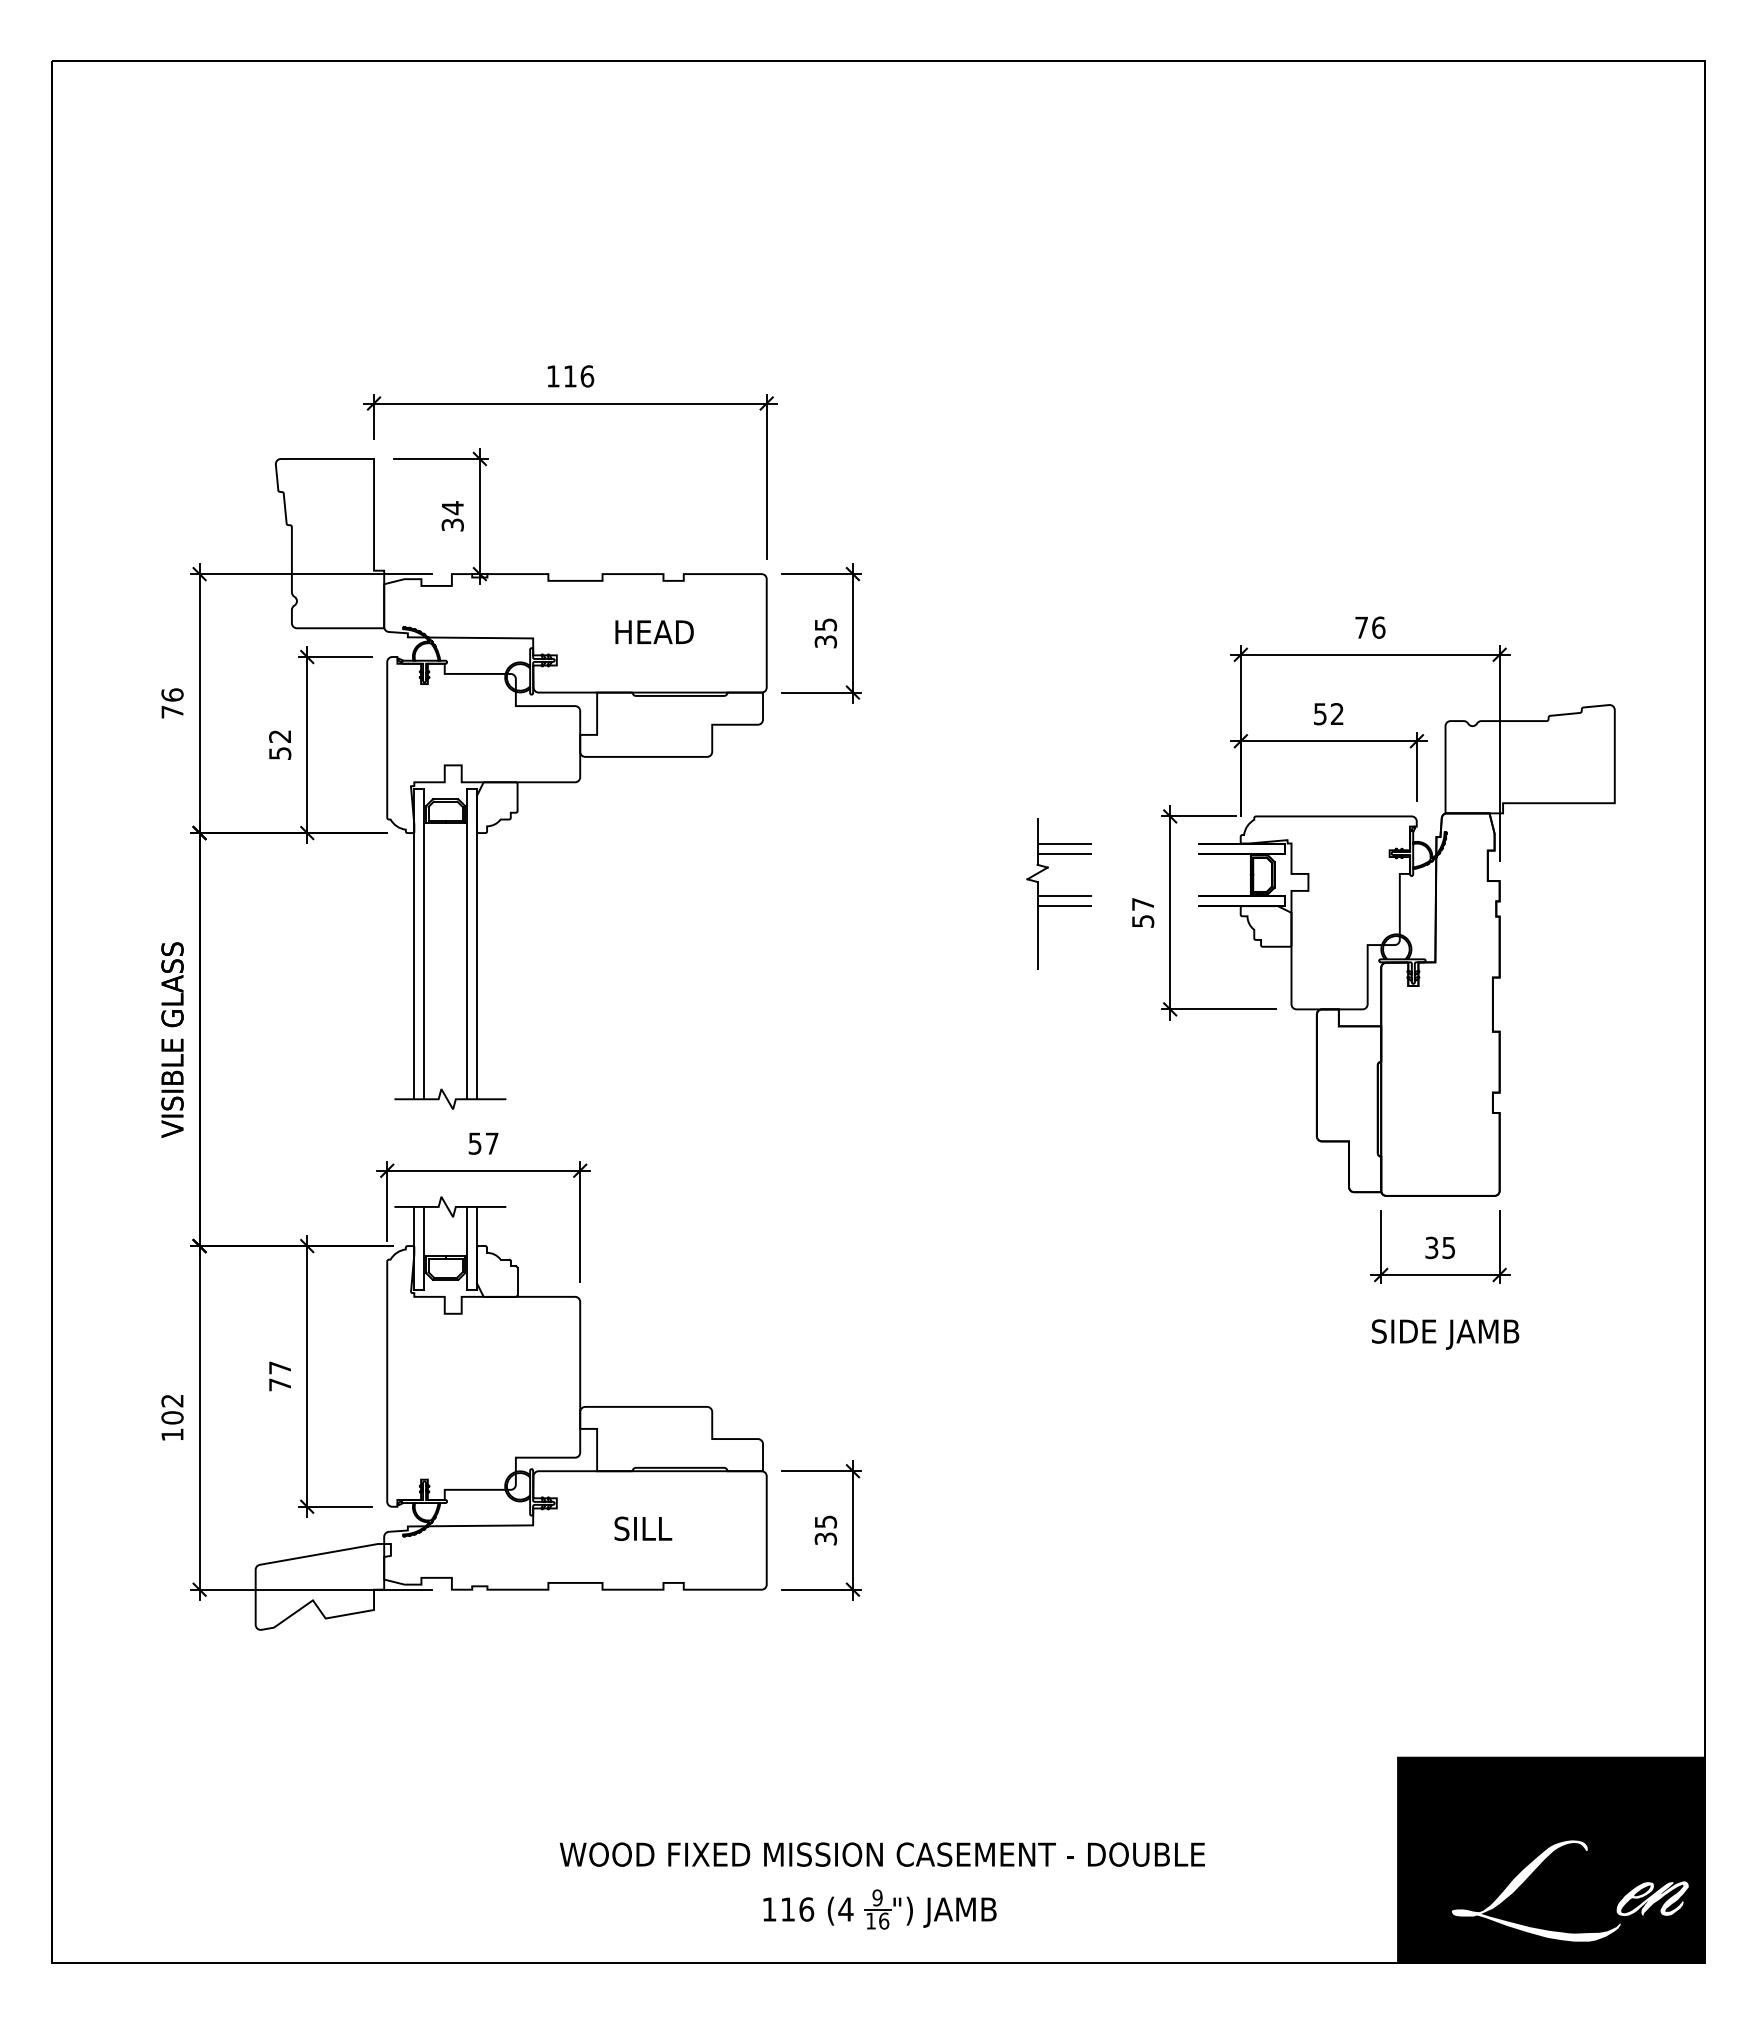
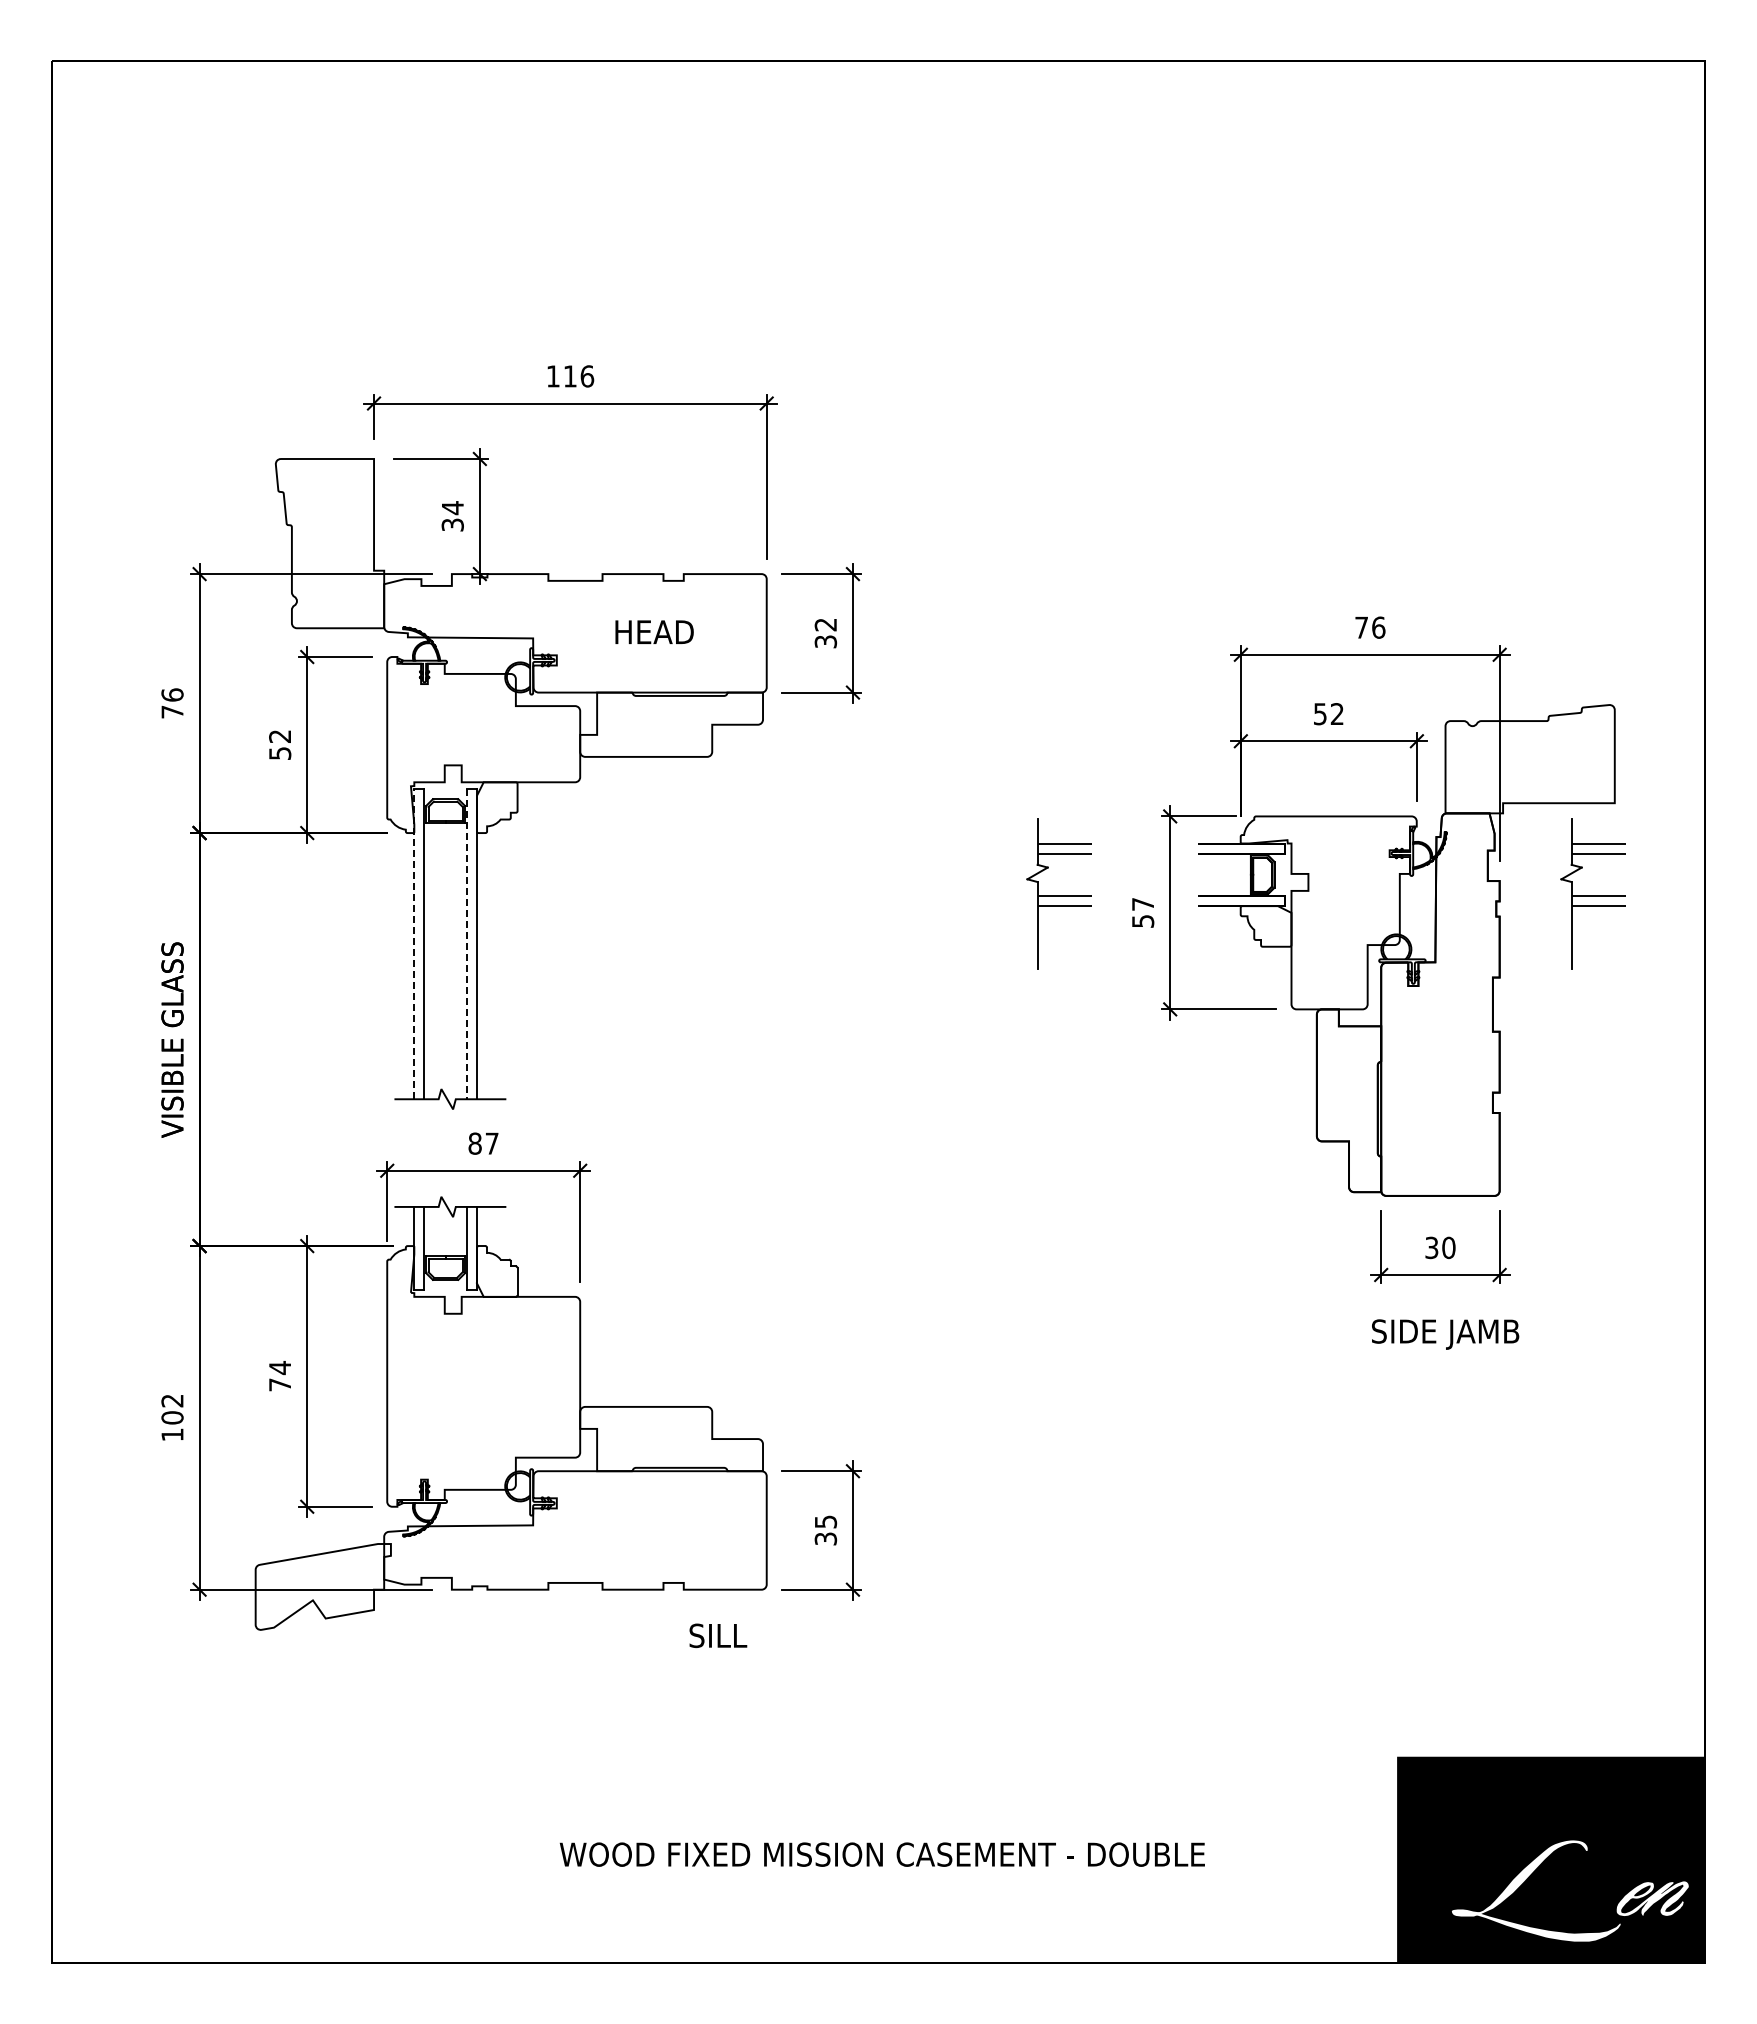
text: 35 -> 32 (825, 624)
part: none -> present (1592, 893)
line: solid -> dashed (414, 943)
line: solid -> dashed (466, 944)
text: 57 -> 87 (474, 1143)
text: 35 -> 30 (1448, 1247)
text: 77 -> 74 (279, 1368)
text position: (643, 1528) -> (718, 1635) (718, 1635)
part: present -> none (879, 1909)
